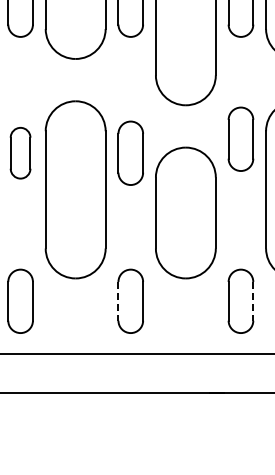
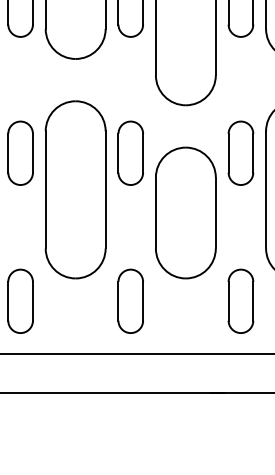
part position: (240, 138) -> (240, 152) (240, 152)
part size: 23x53 px -> 27x66 px (20, 152)
line: dashed -> solid (118, 301)
line: dashed -> solid (253, 301)
